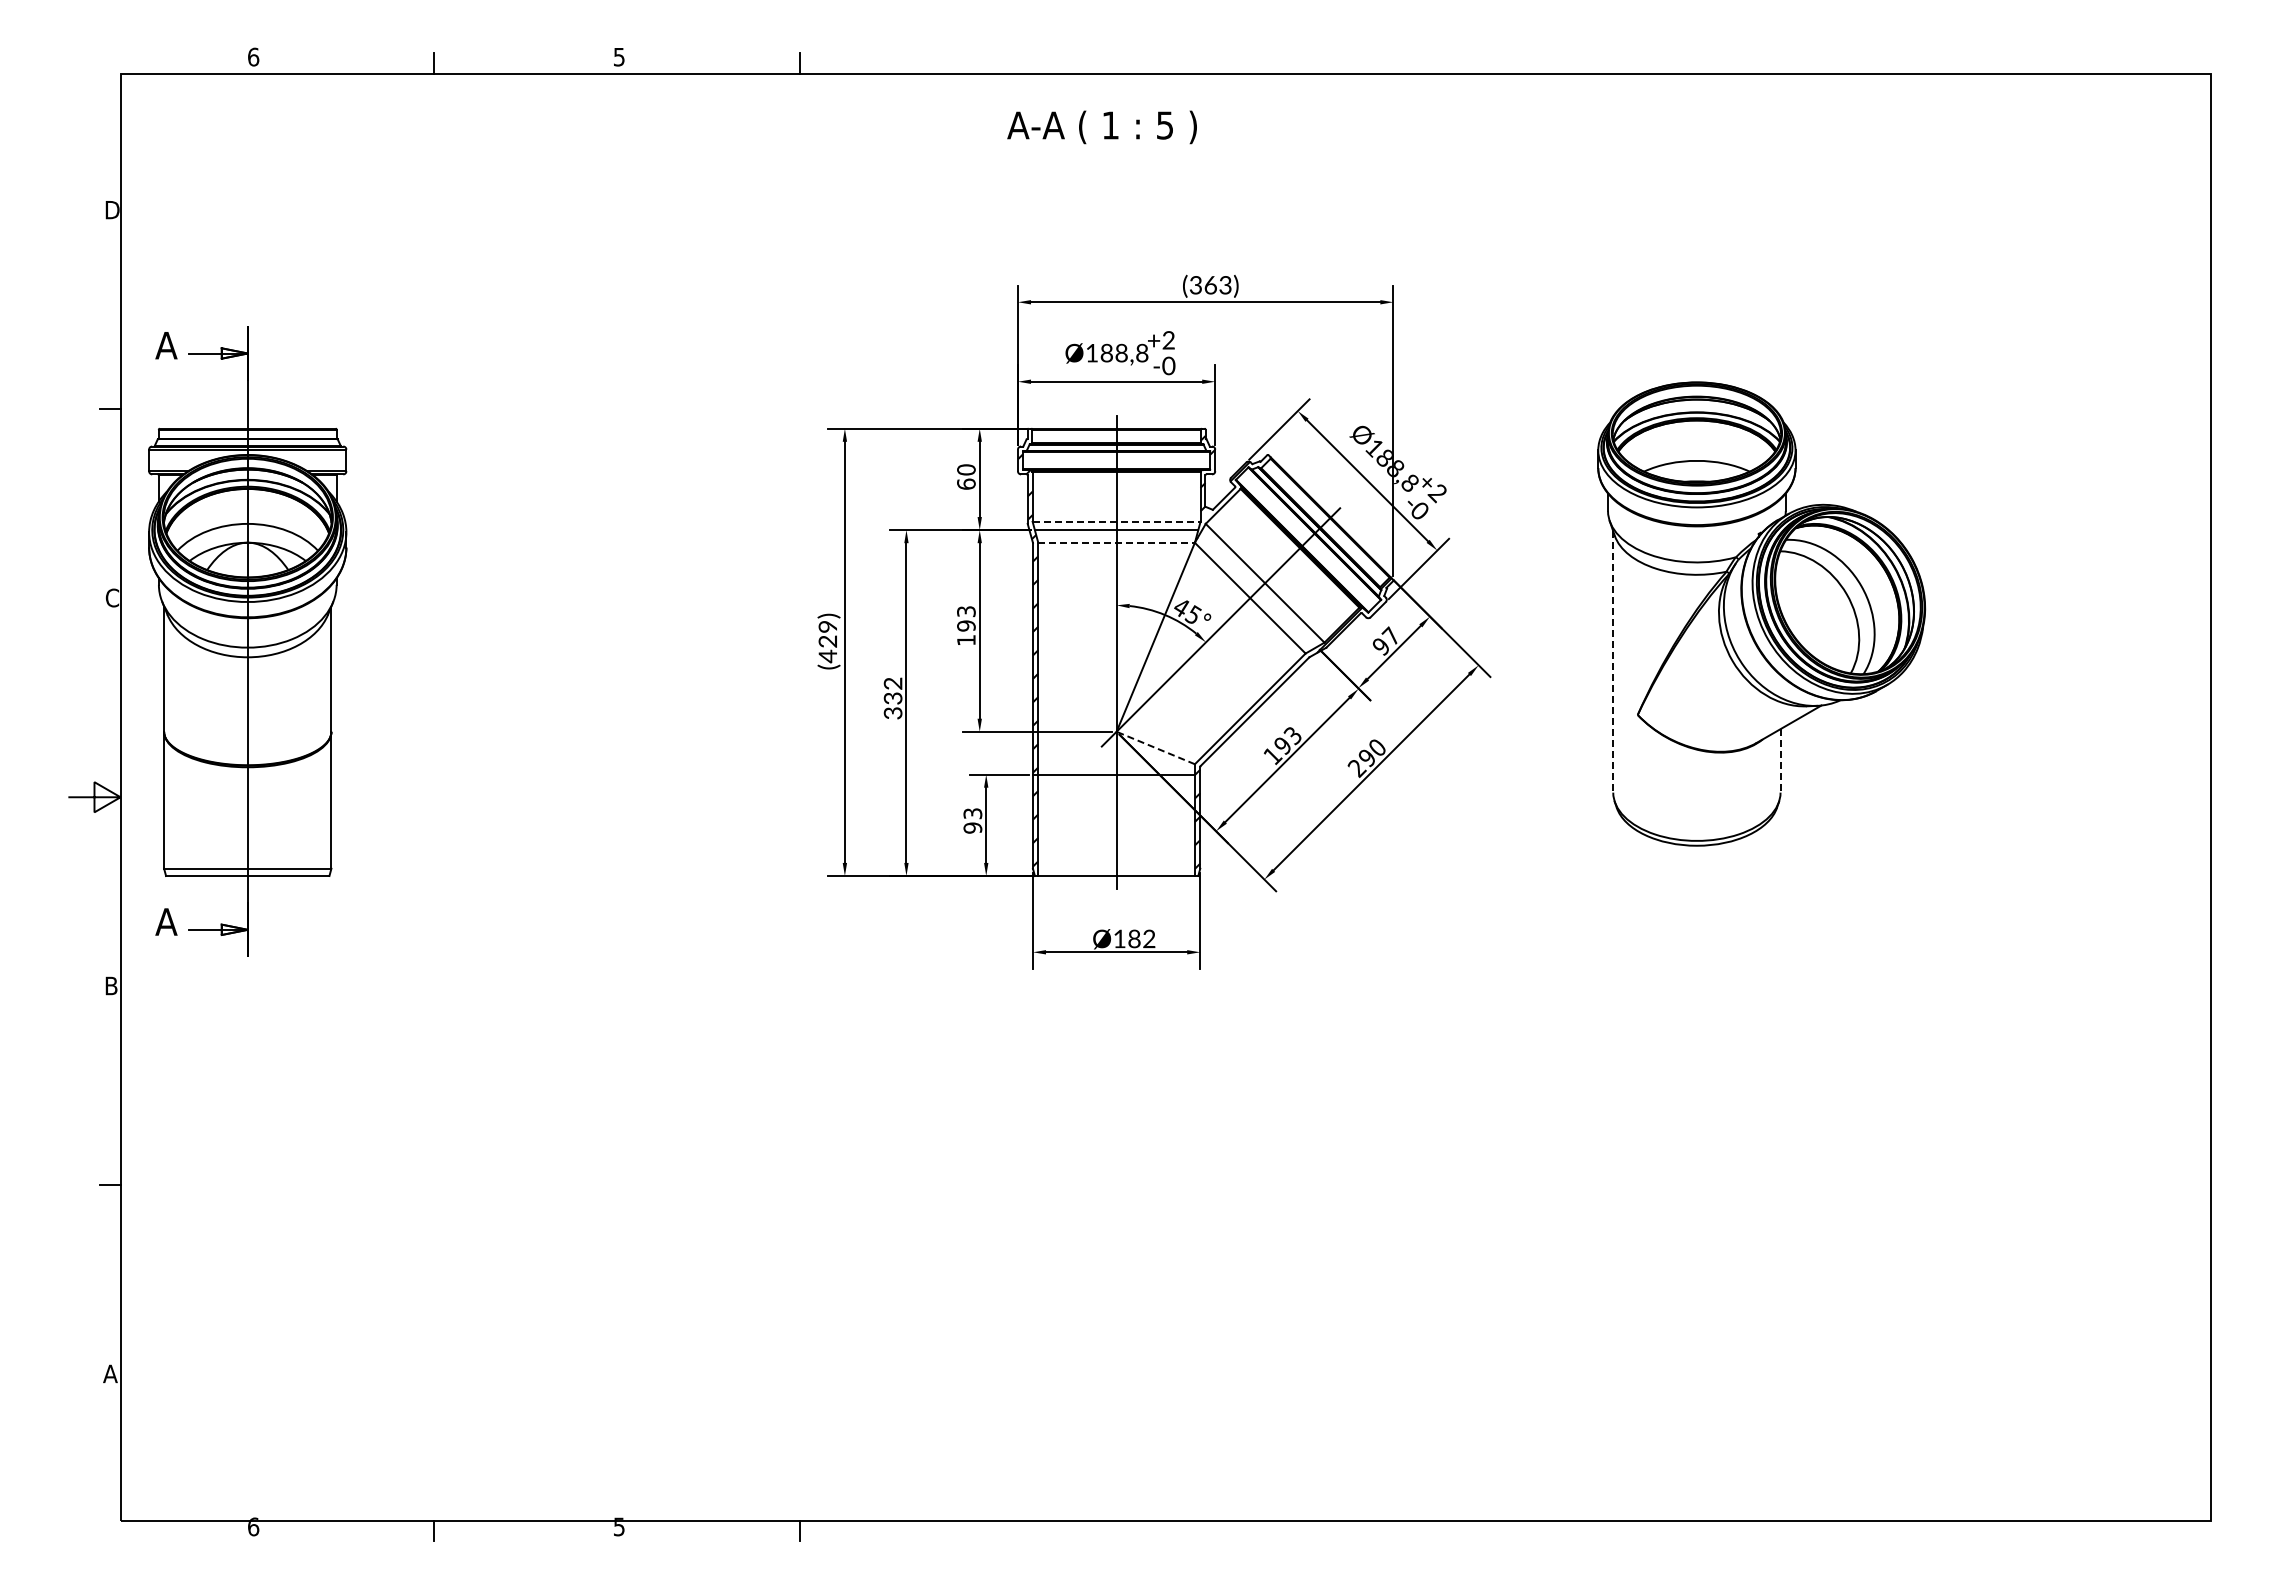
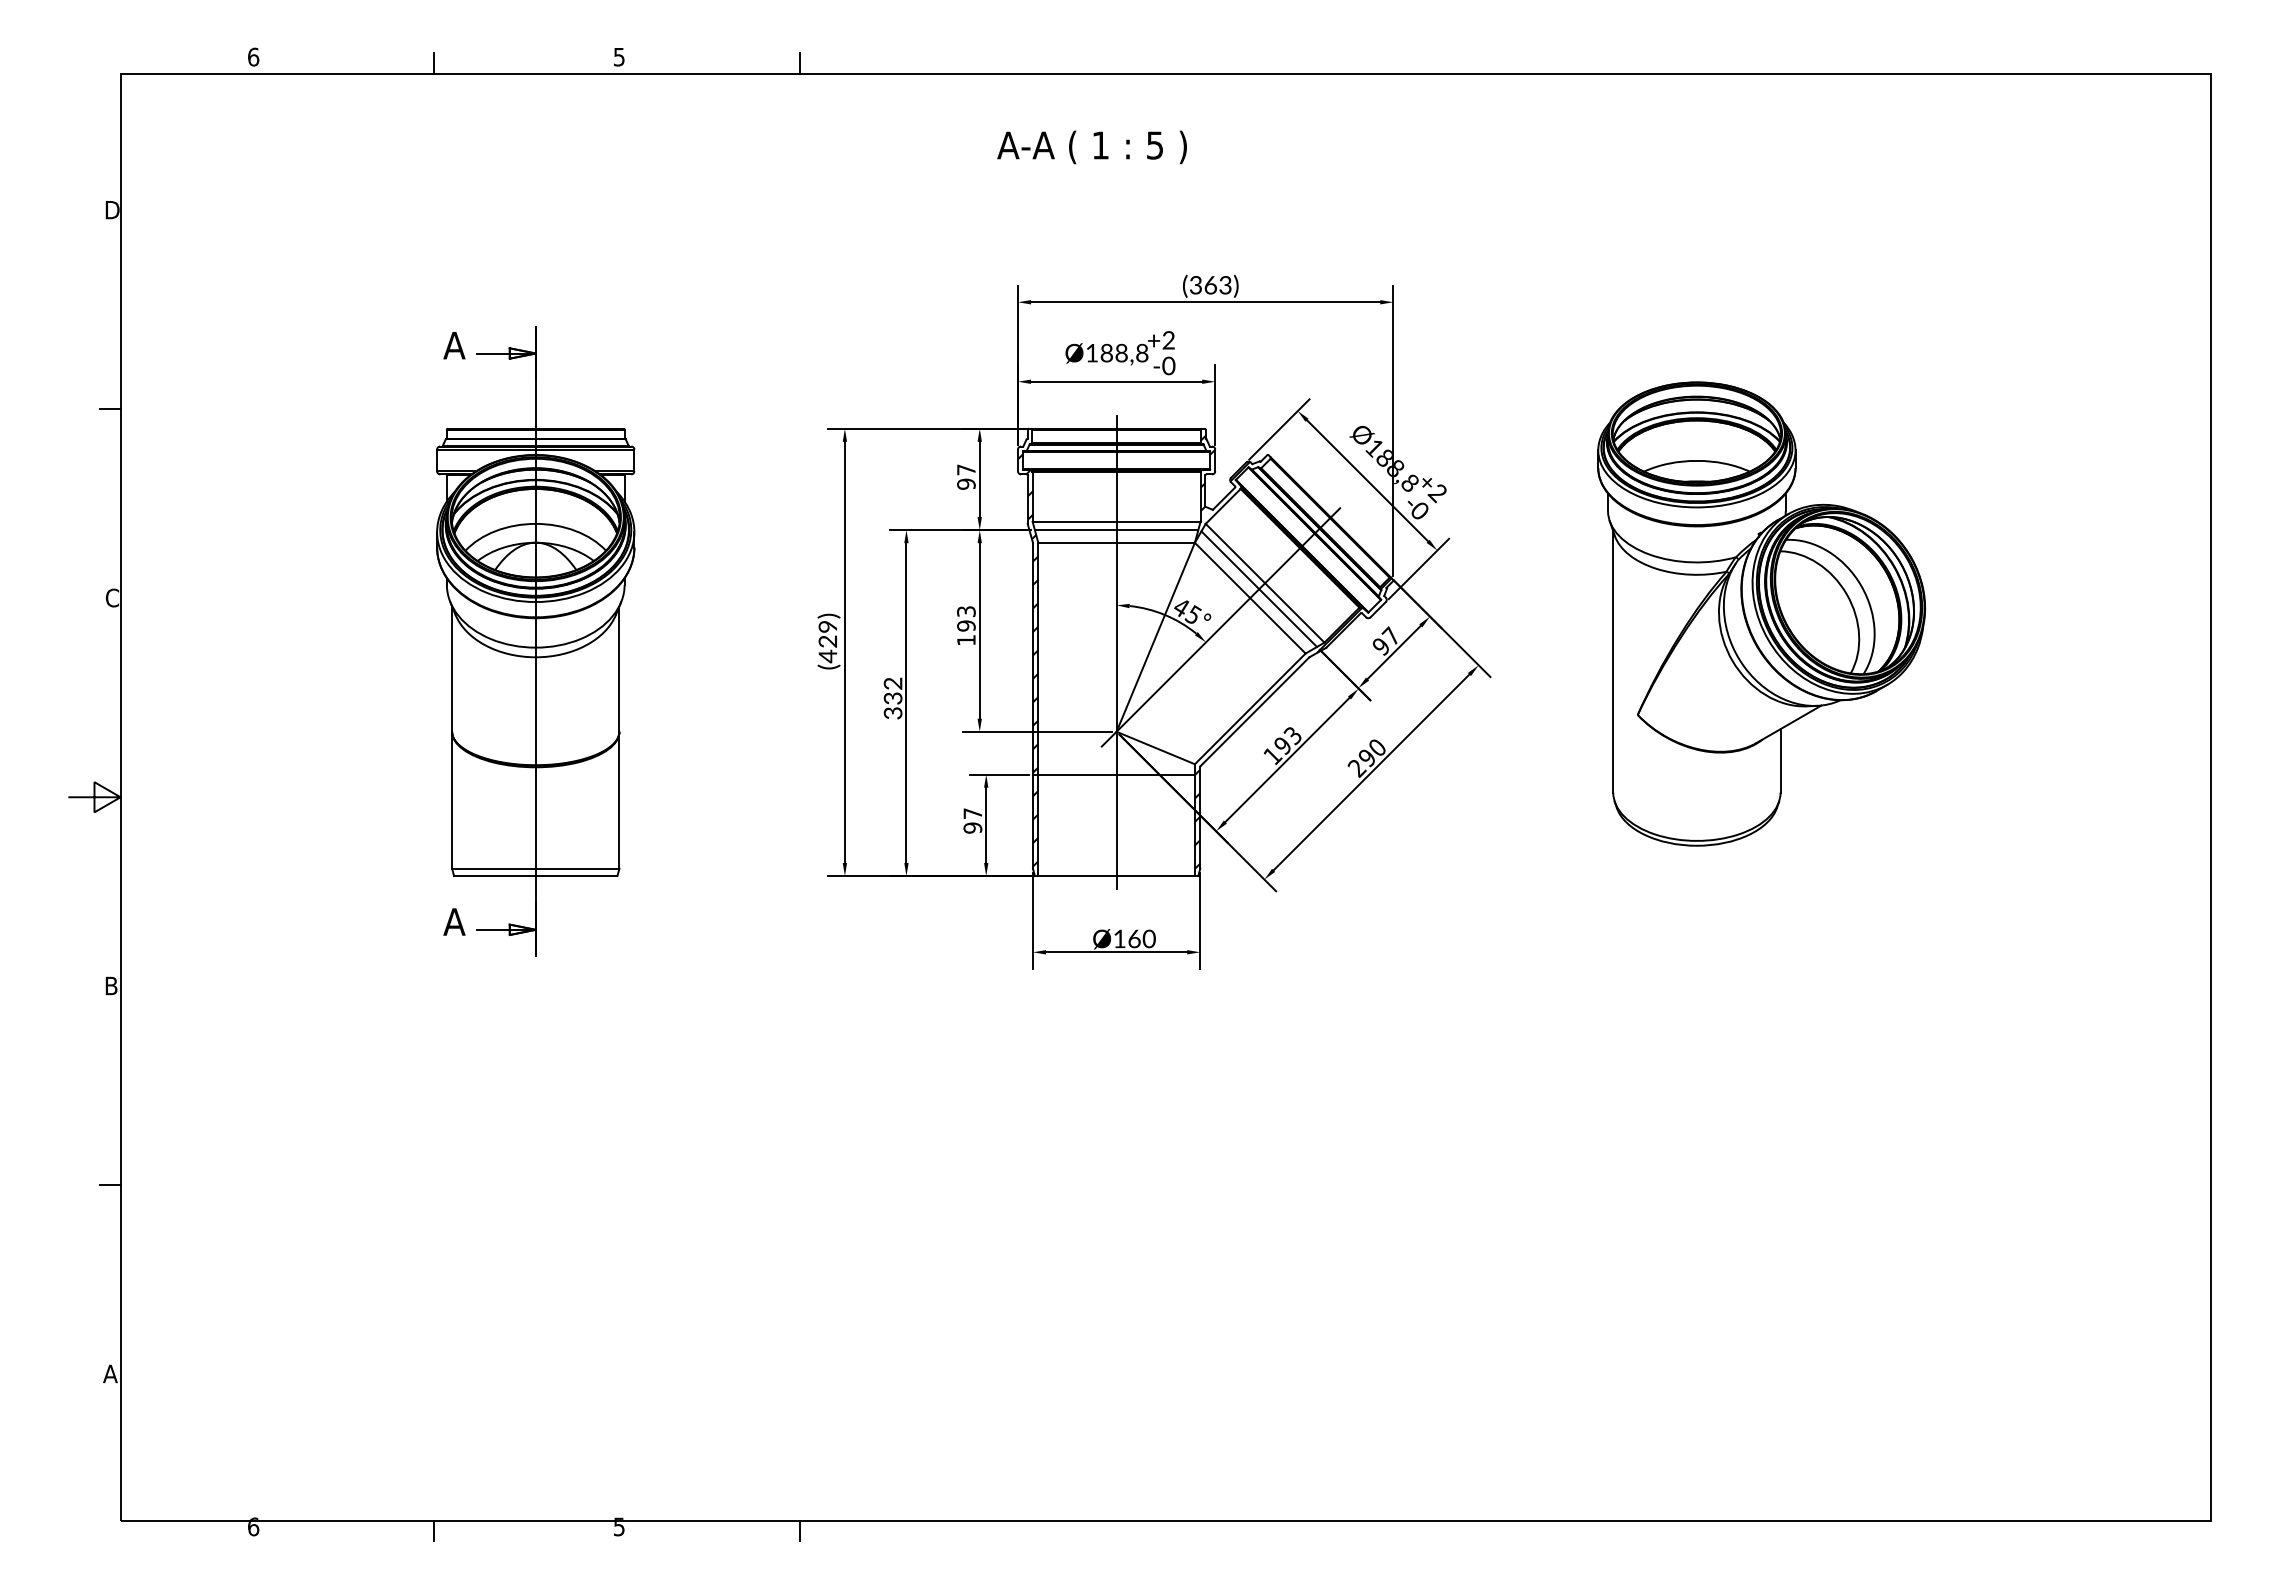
text position: (1101, 127) -> (1091, 147) (1091, 147)
text: 60 -> 97 (966, 476)
line: dashed -> solid (1116, 521)
line: dashed -> solid (1117, 542)
line: none -> present (1259, 588)
part position: (247, 641) -> (535, 641) (535, 641)
line: dashed -> solid (1613, 661)
line: dashed -> solid (1155, 747)
line: dashed -> solid (1780, 760)
text: 93 -> 97 (972, 813)
text: Ø182 -> Ø160 (1141, 938)
